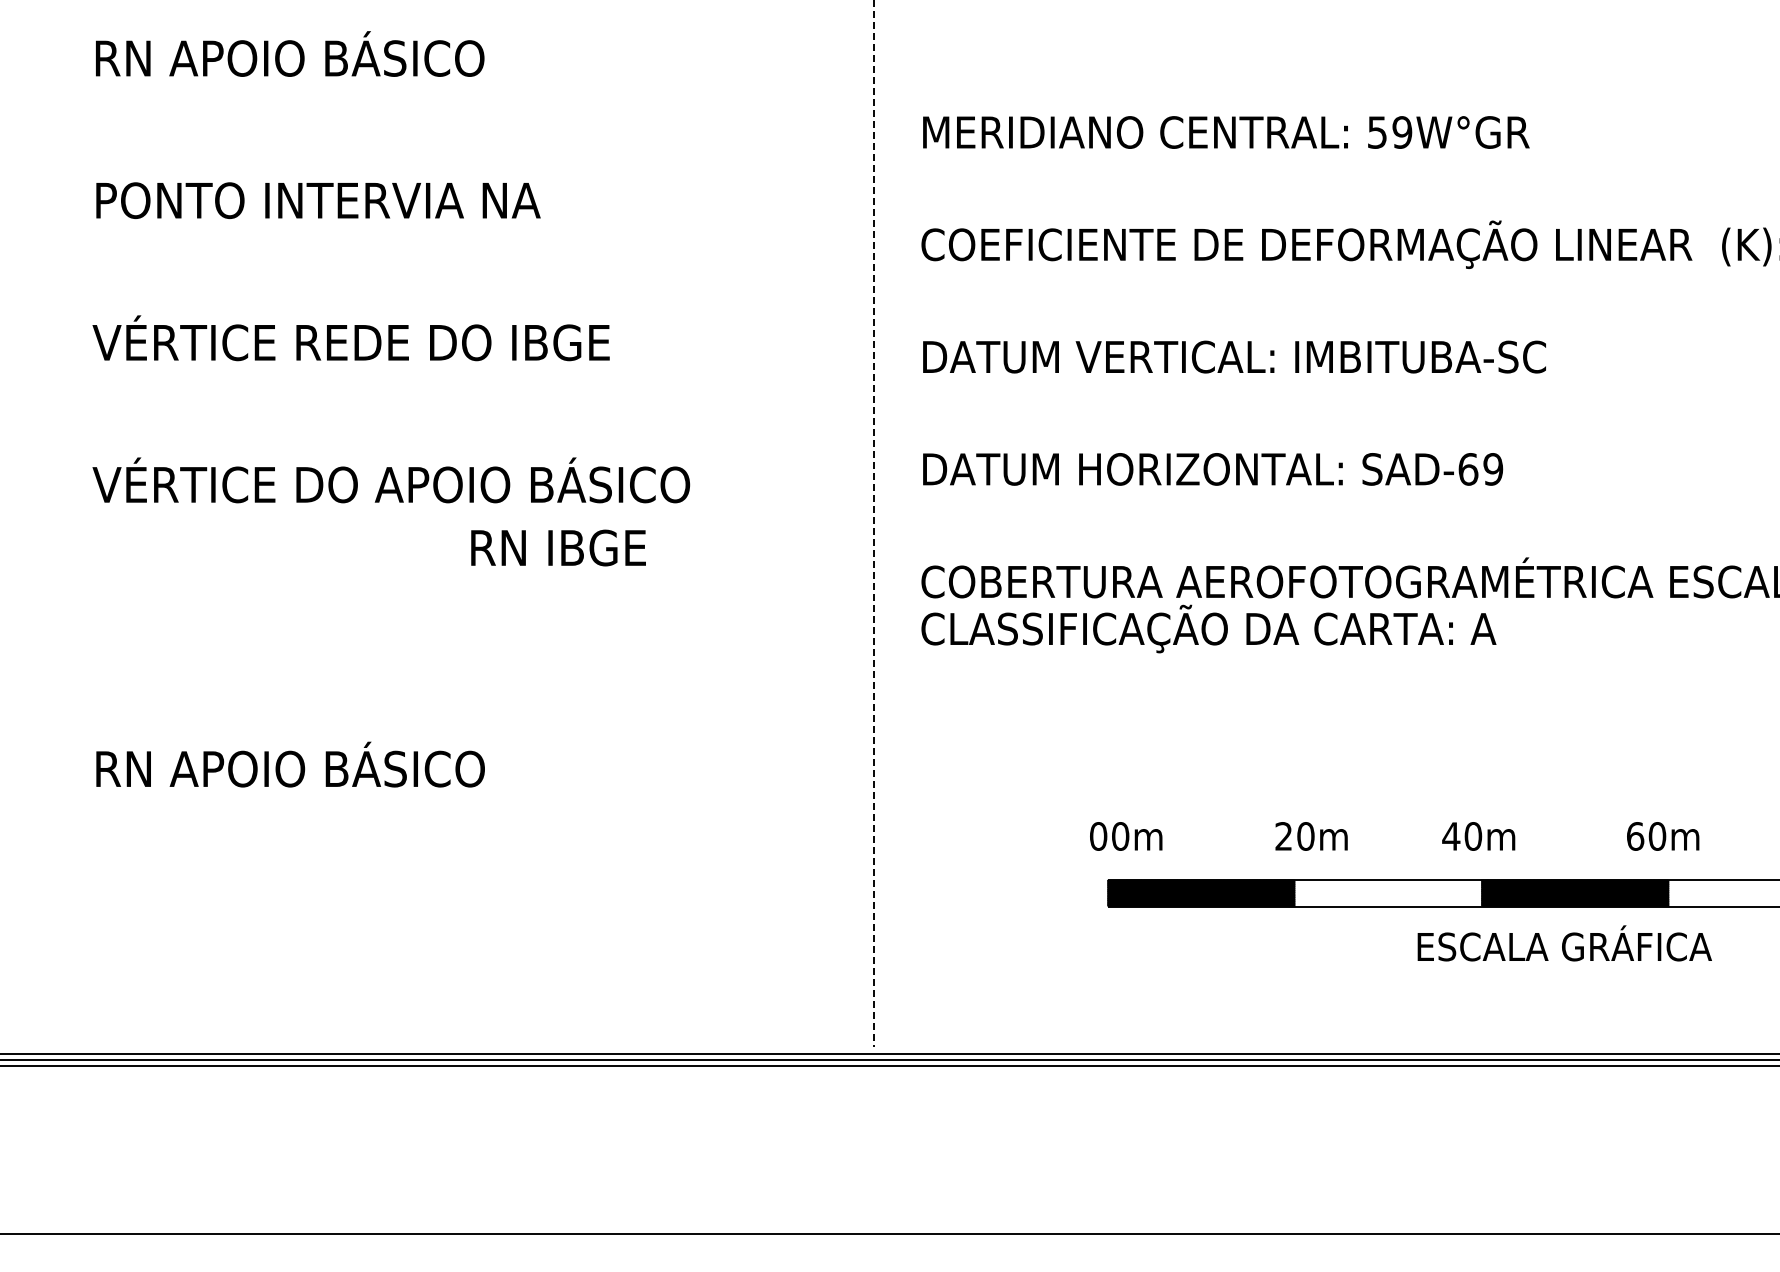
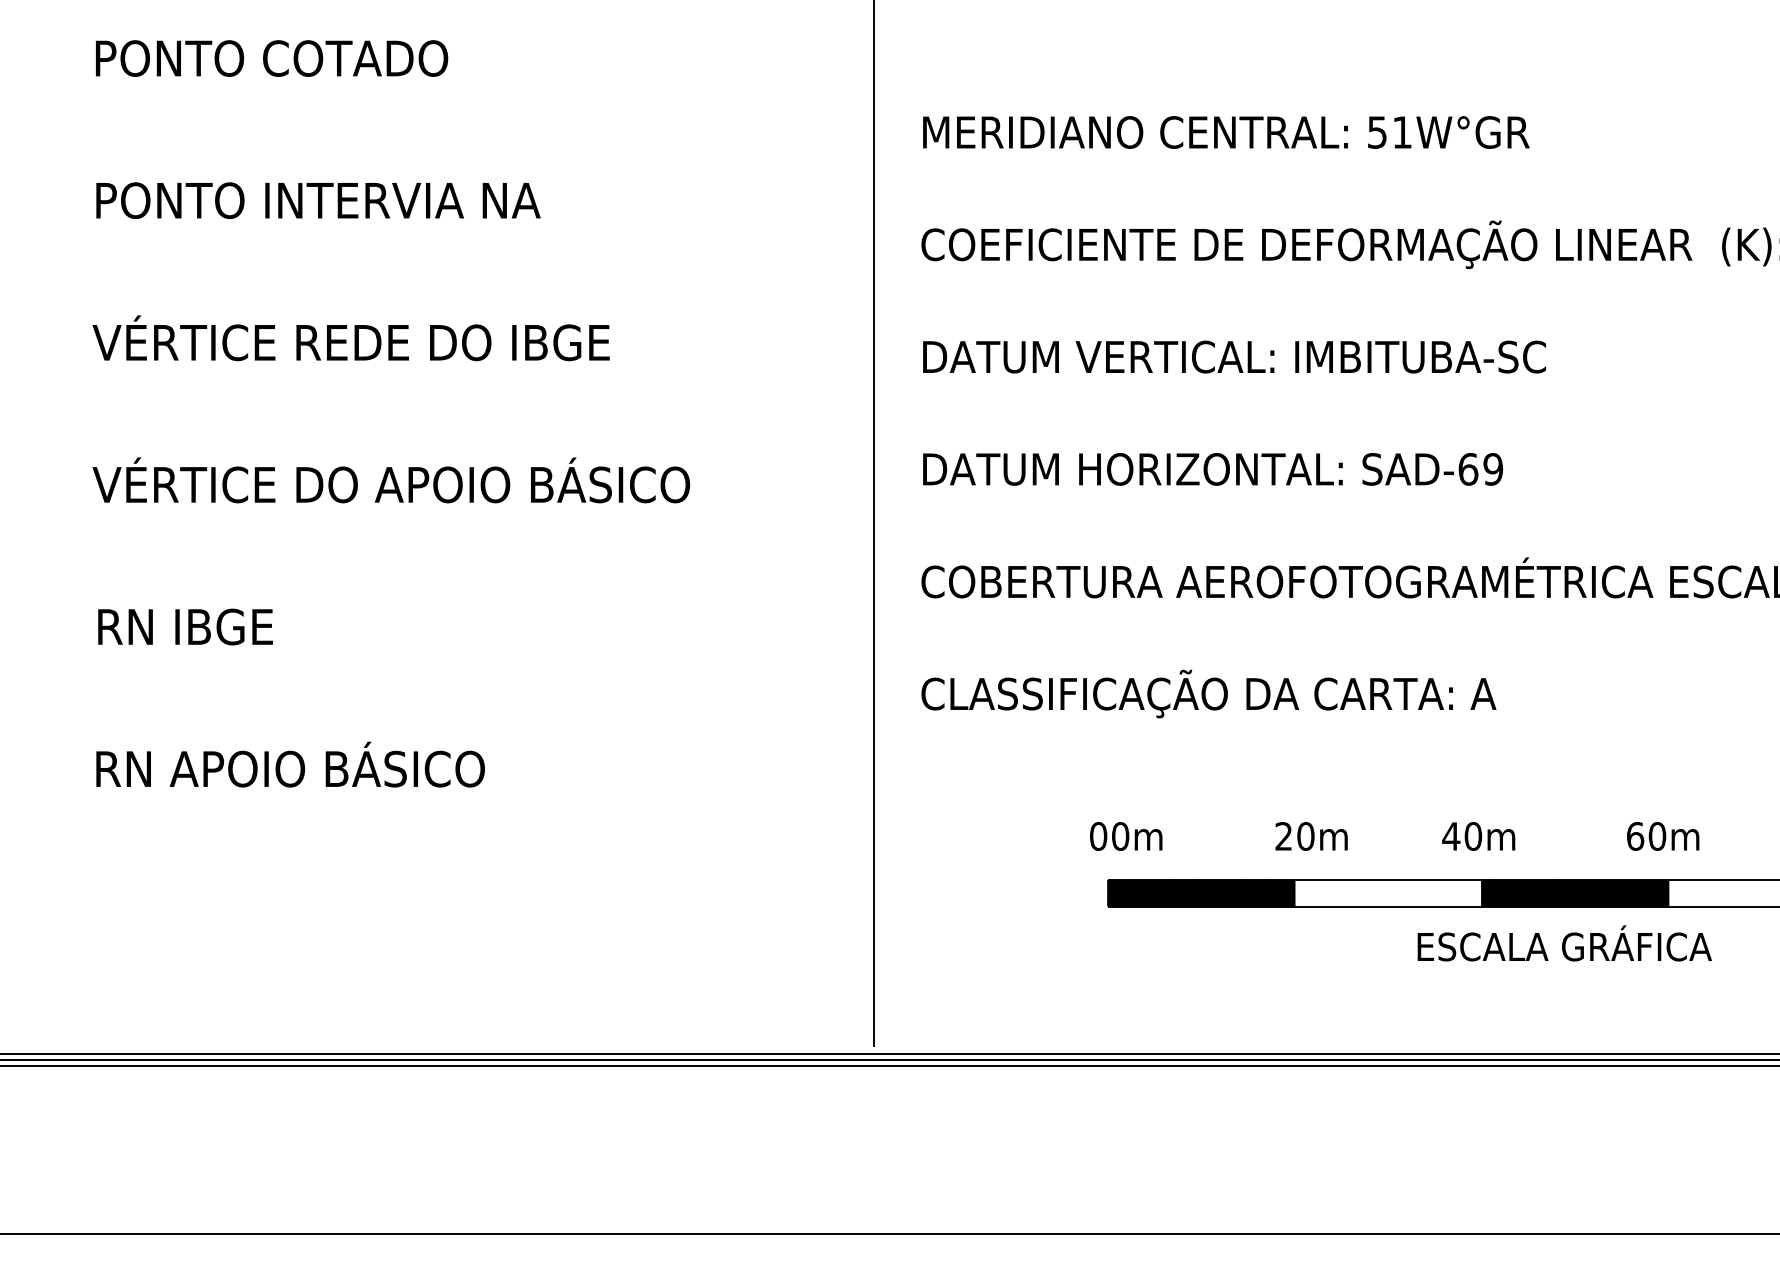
text: RN APOIO BÁSICO -> PONTO COTADO (292, 53)
text: 59W°GR -> 51W°GR (1402, 132)
line: dashed -> solid (874, 524)
text position: (558, 547) -> (185, 626) (185, 626)
text position: (1208, 628) -> (1208, 693) (1208, 693)
